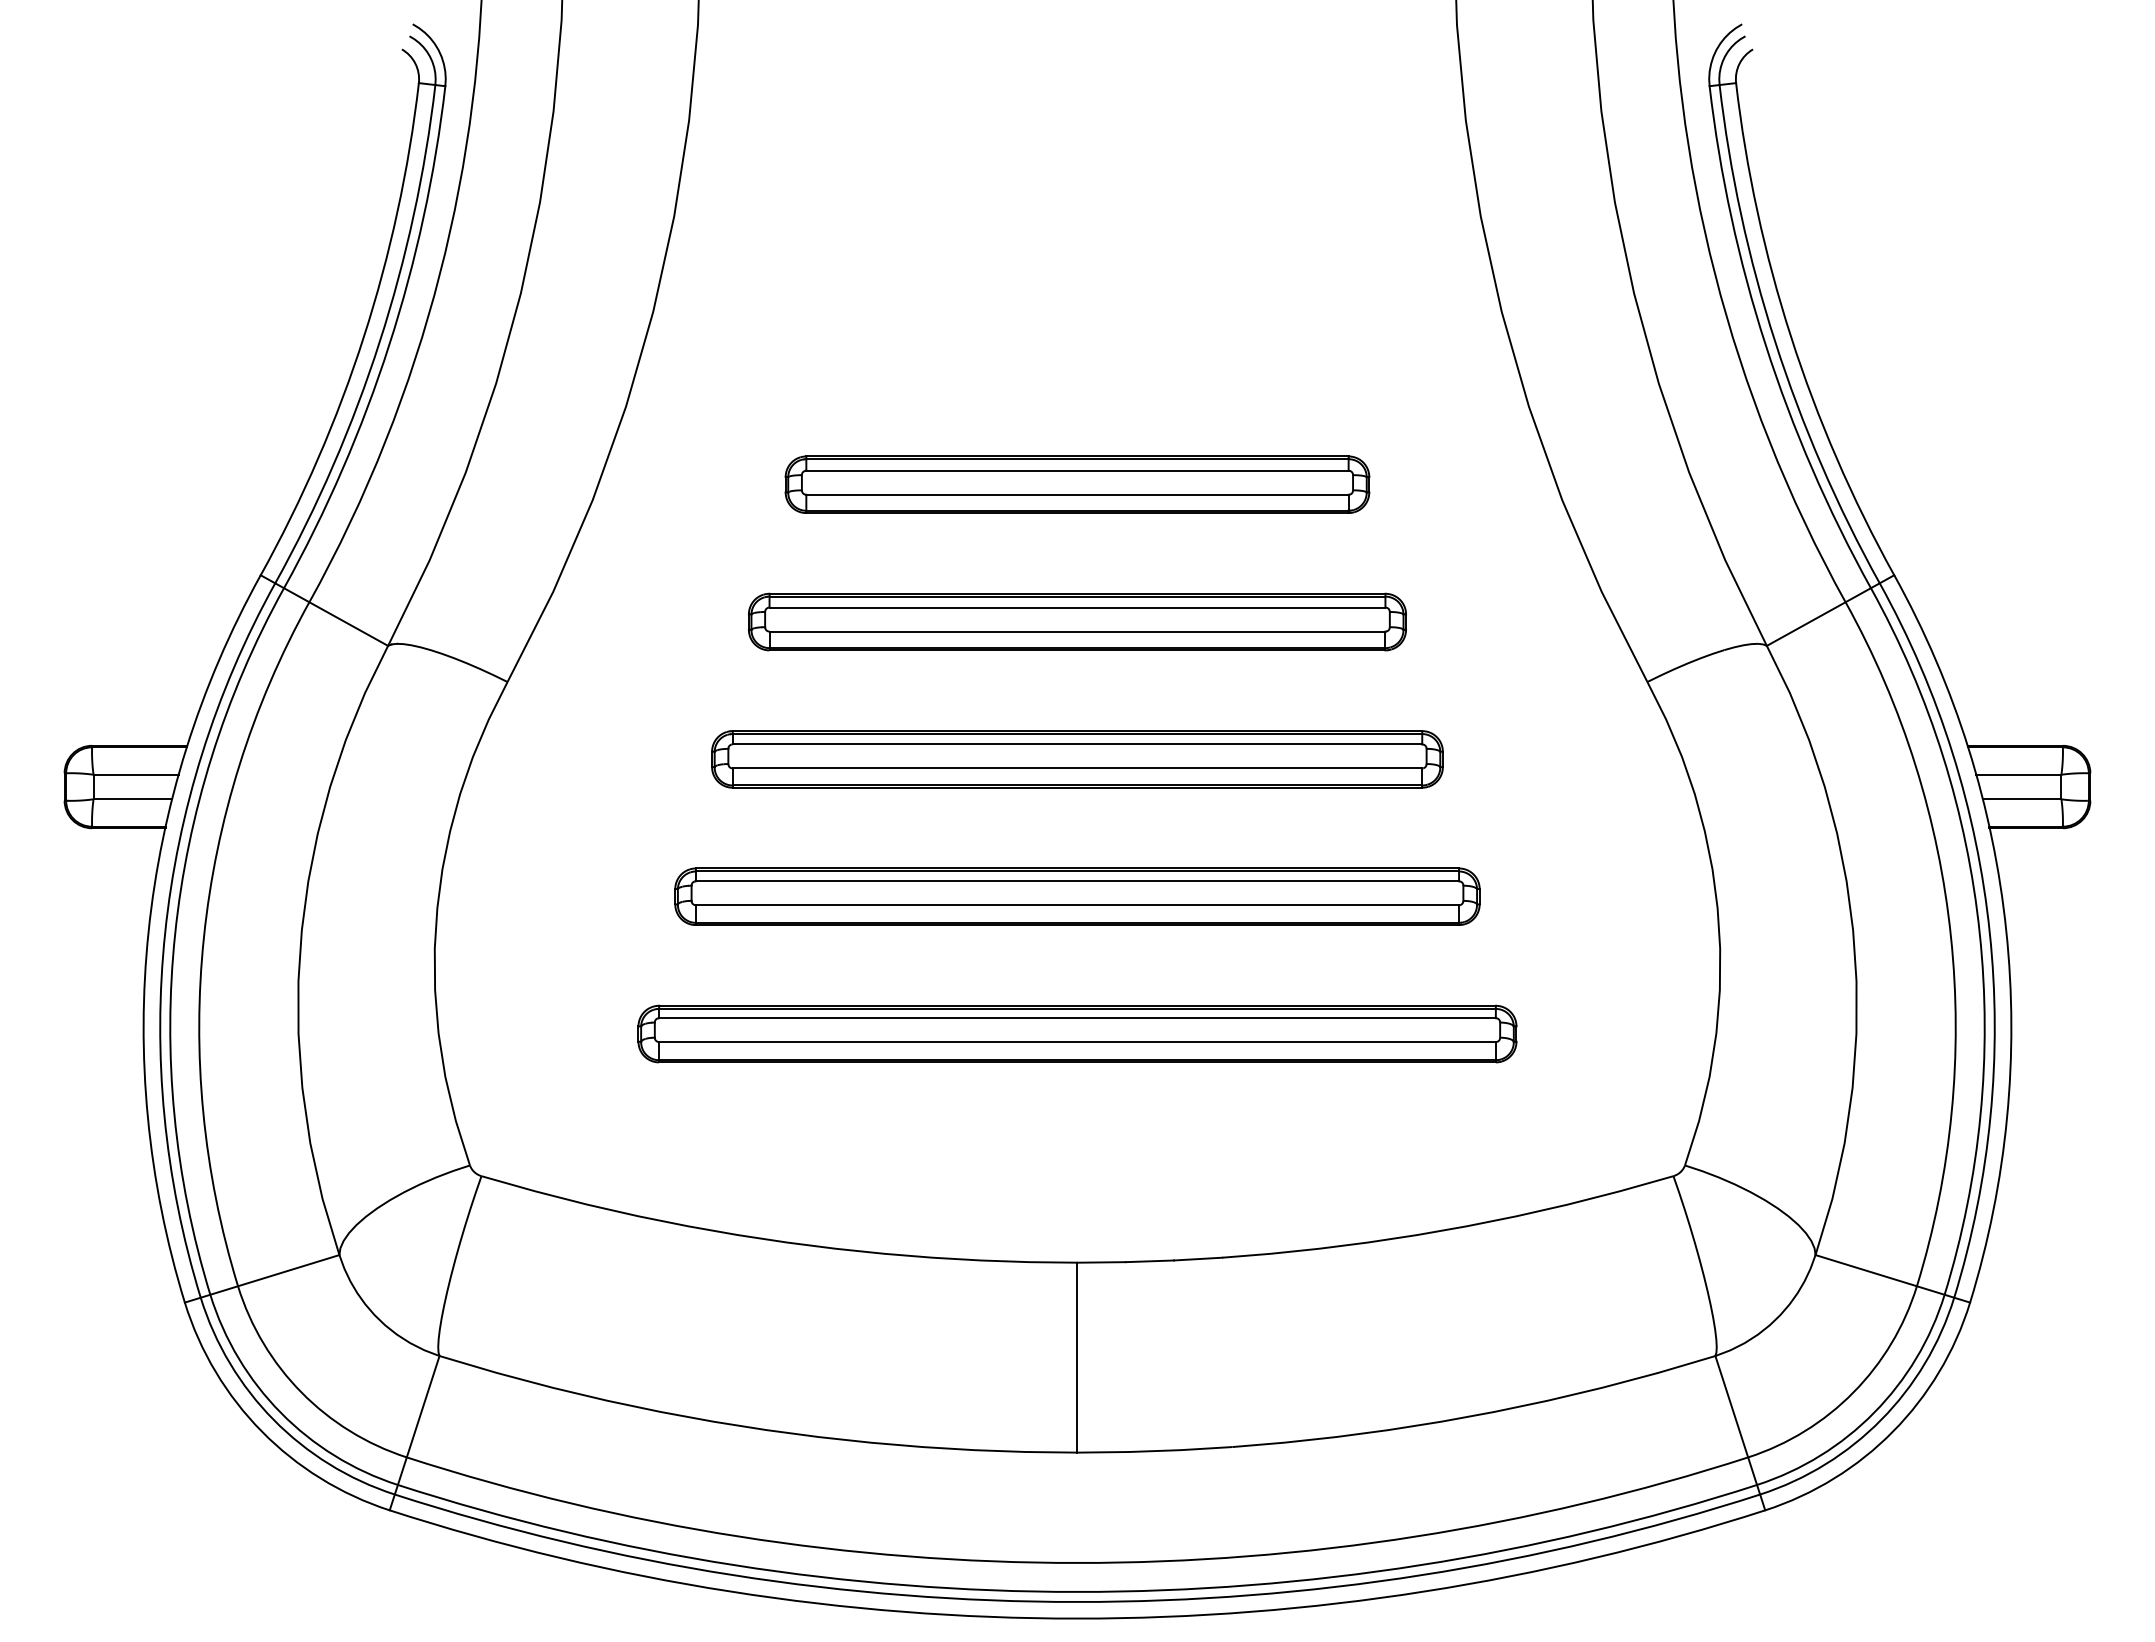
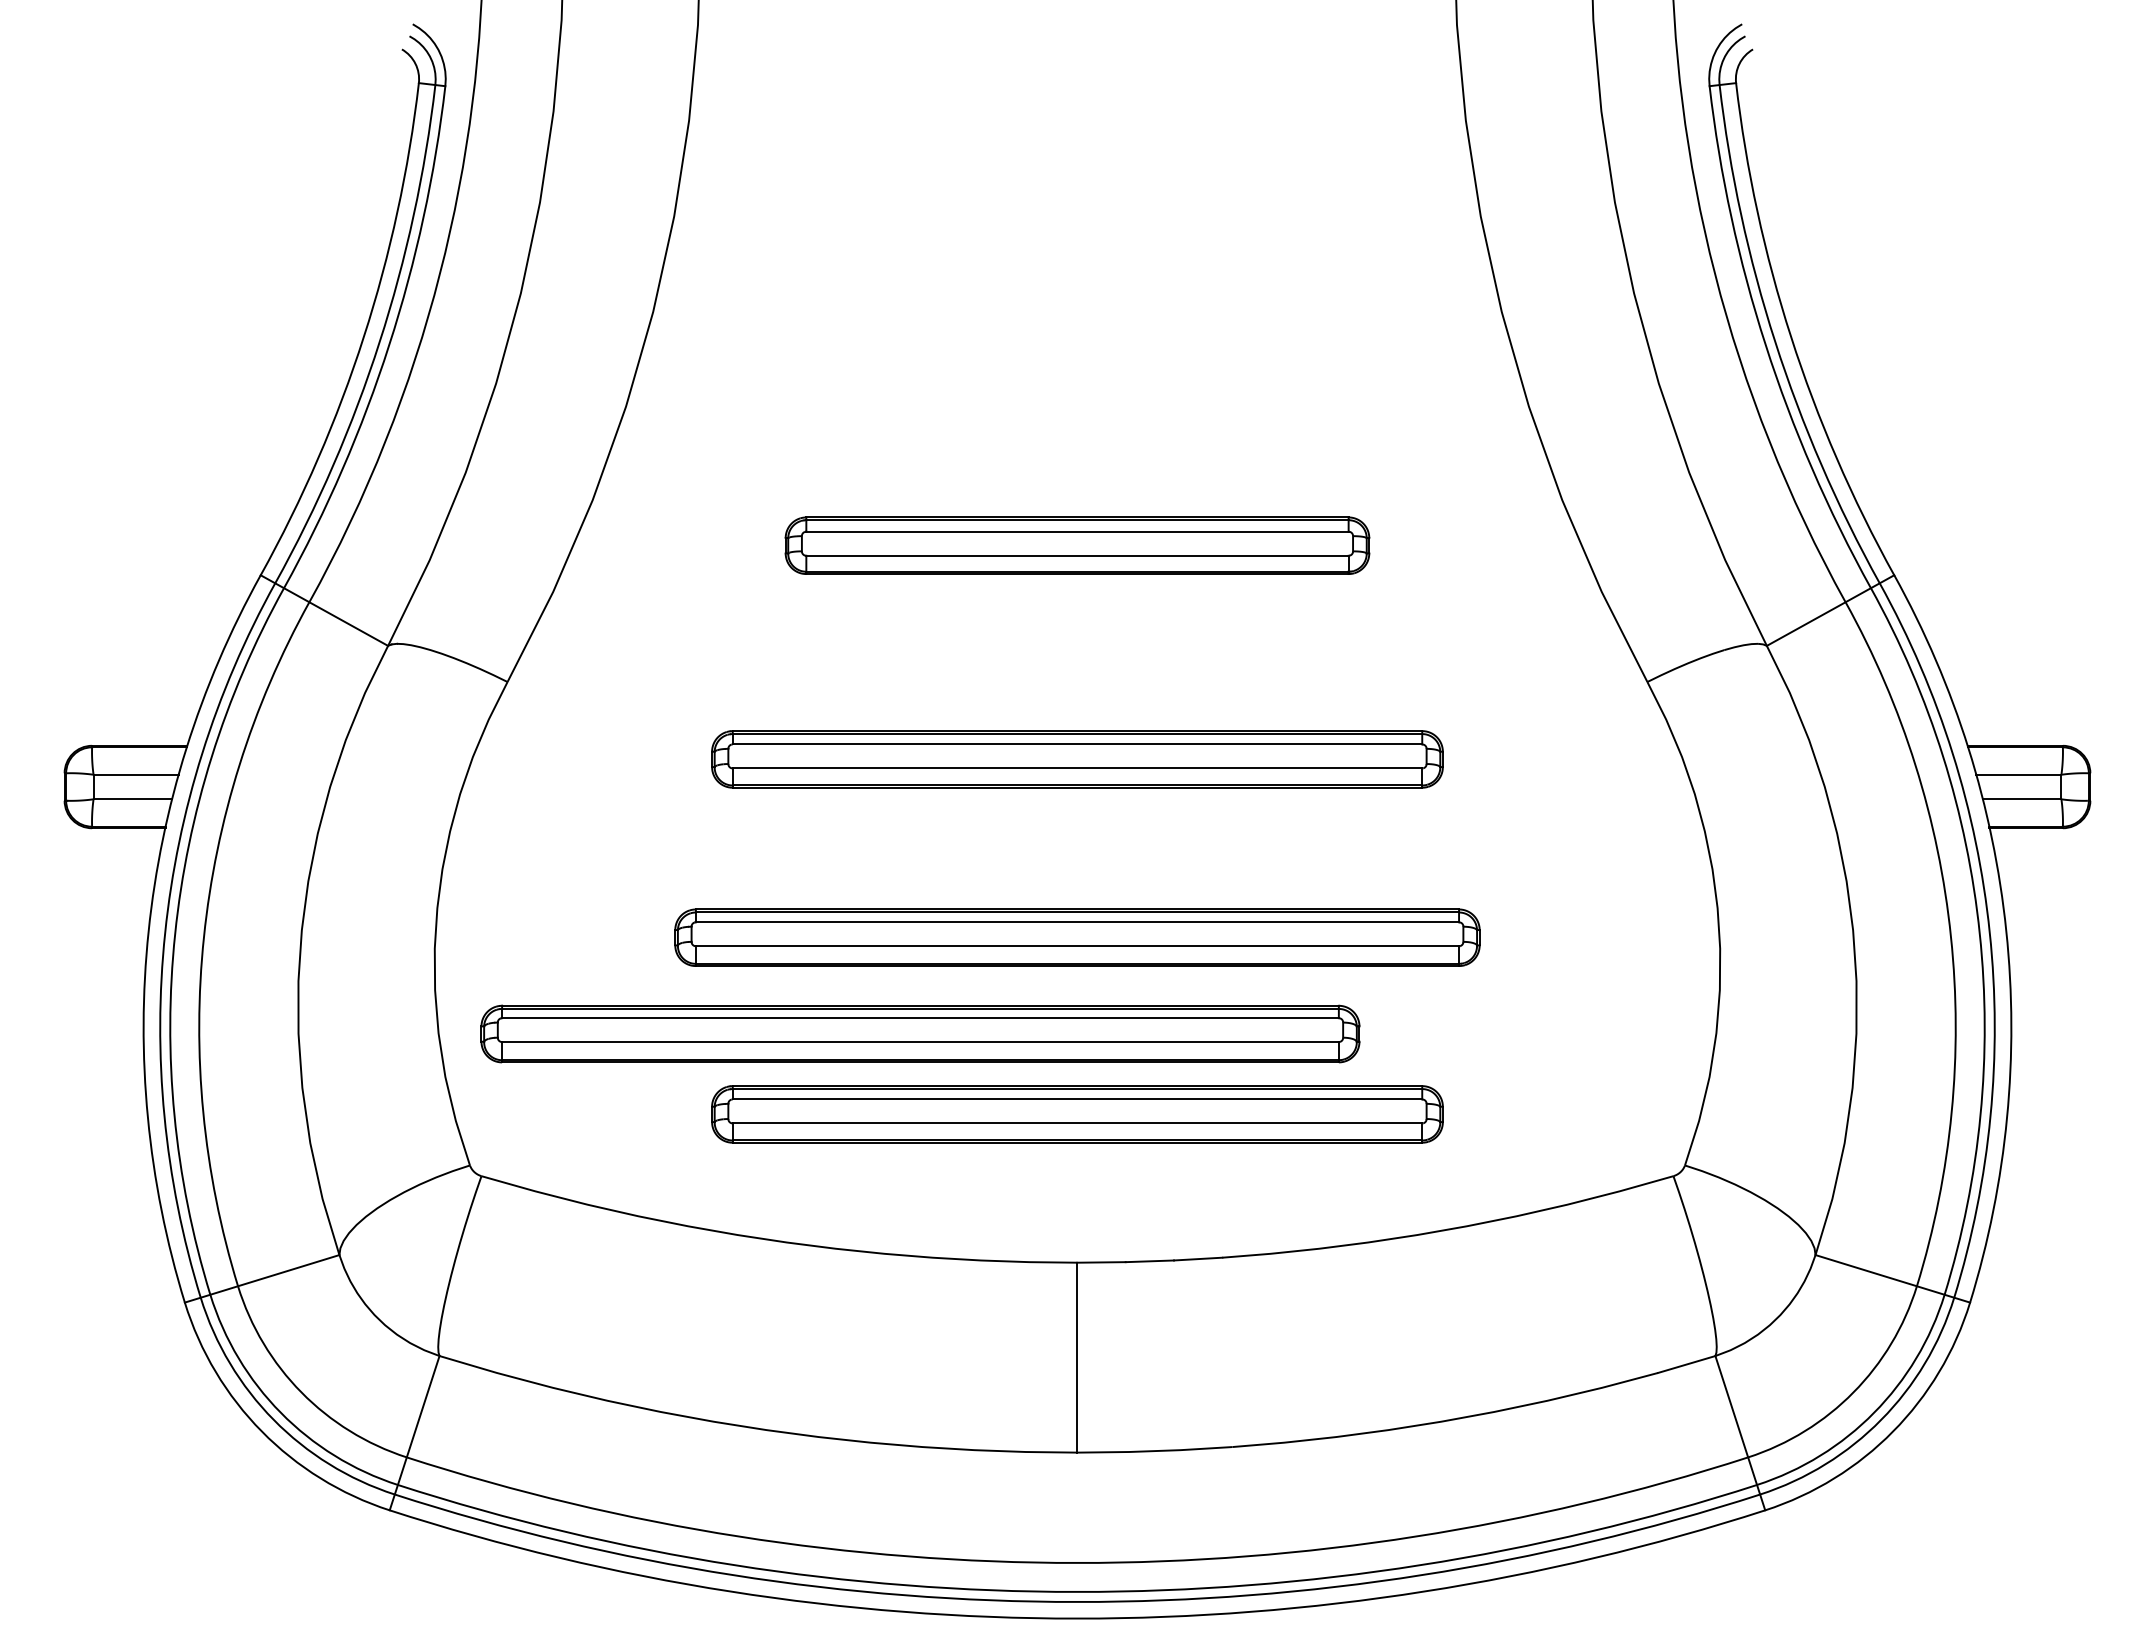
part position: (1077, 484) -> (1077, 545) (1077, 545)
part: present -> none (1077, 621)
part position: (1077, 896) -> (1077, 937) (1077, 937)
part position: (1077, 1033) -> (920, 1033) (920, 1033)
part: none -> present (1077, 1114)
